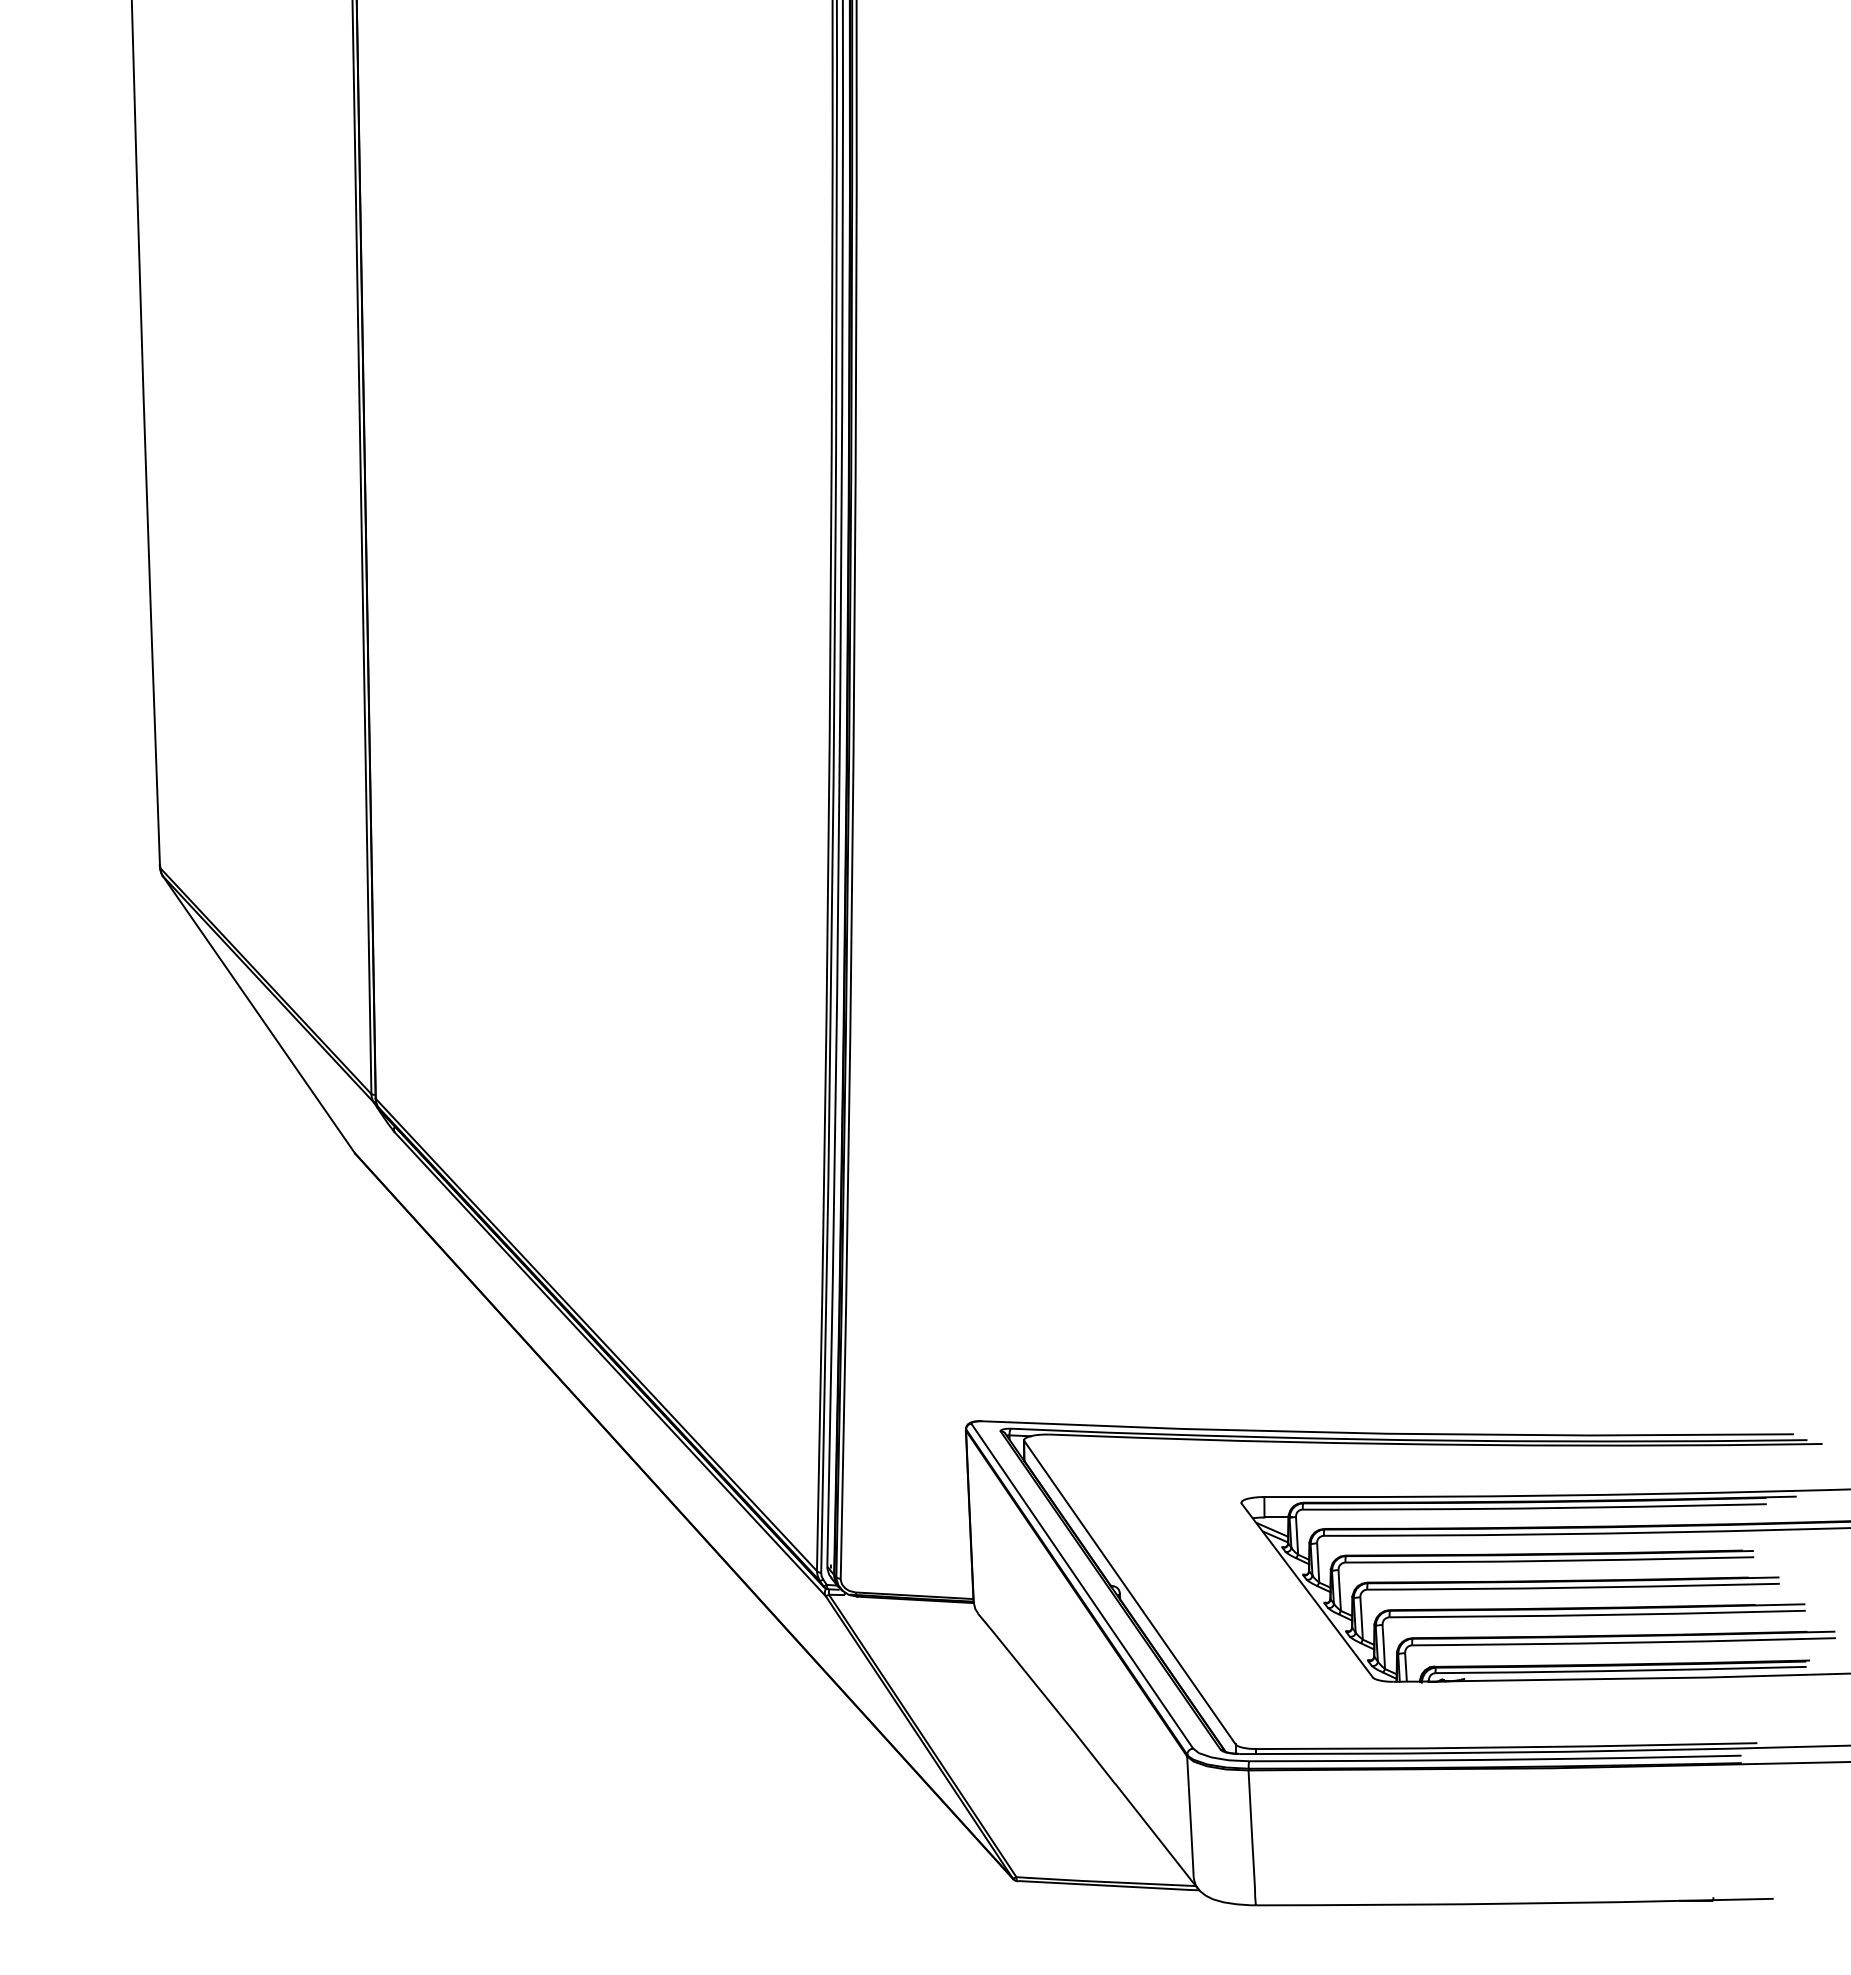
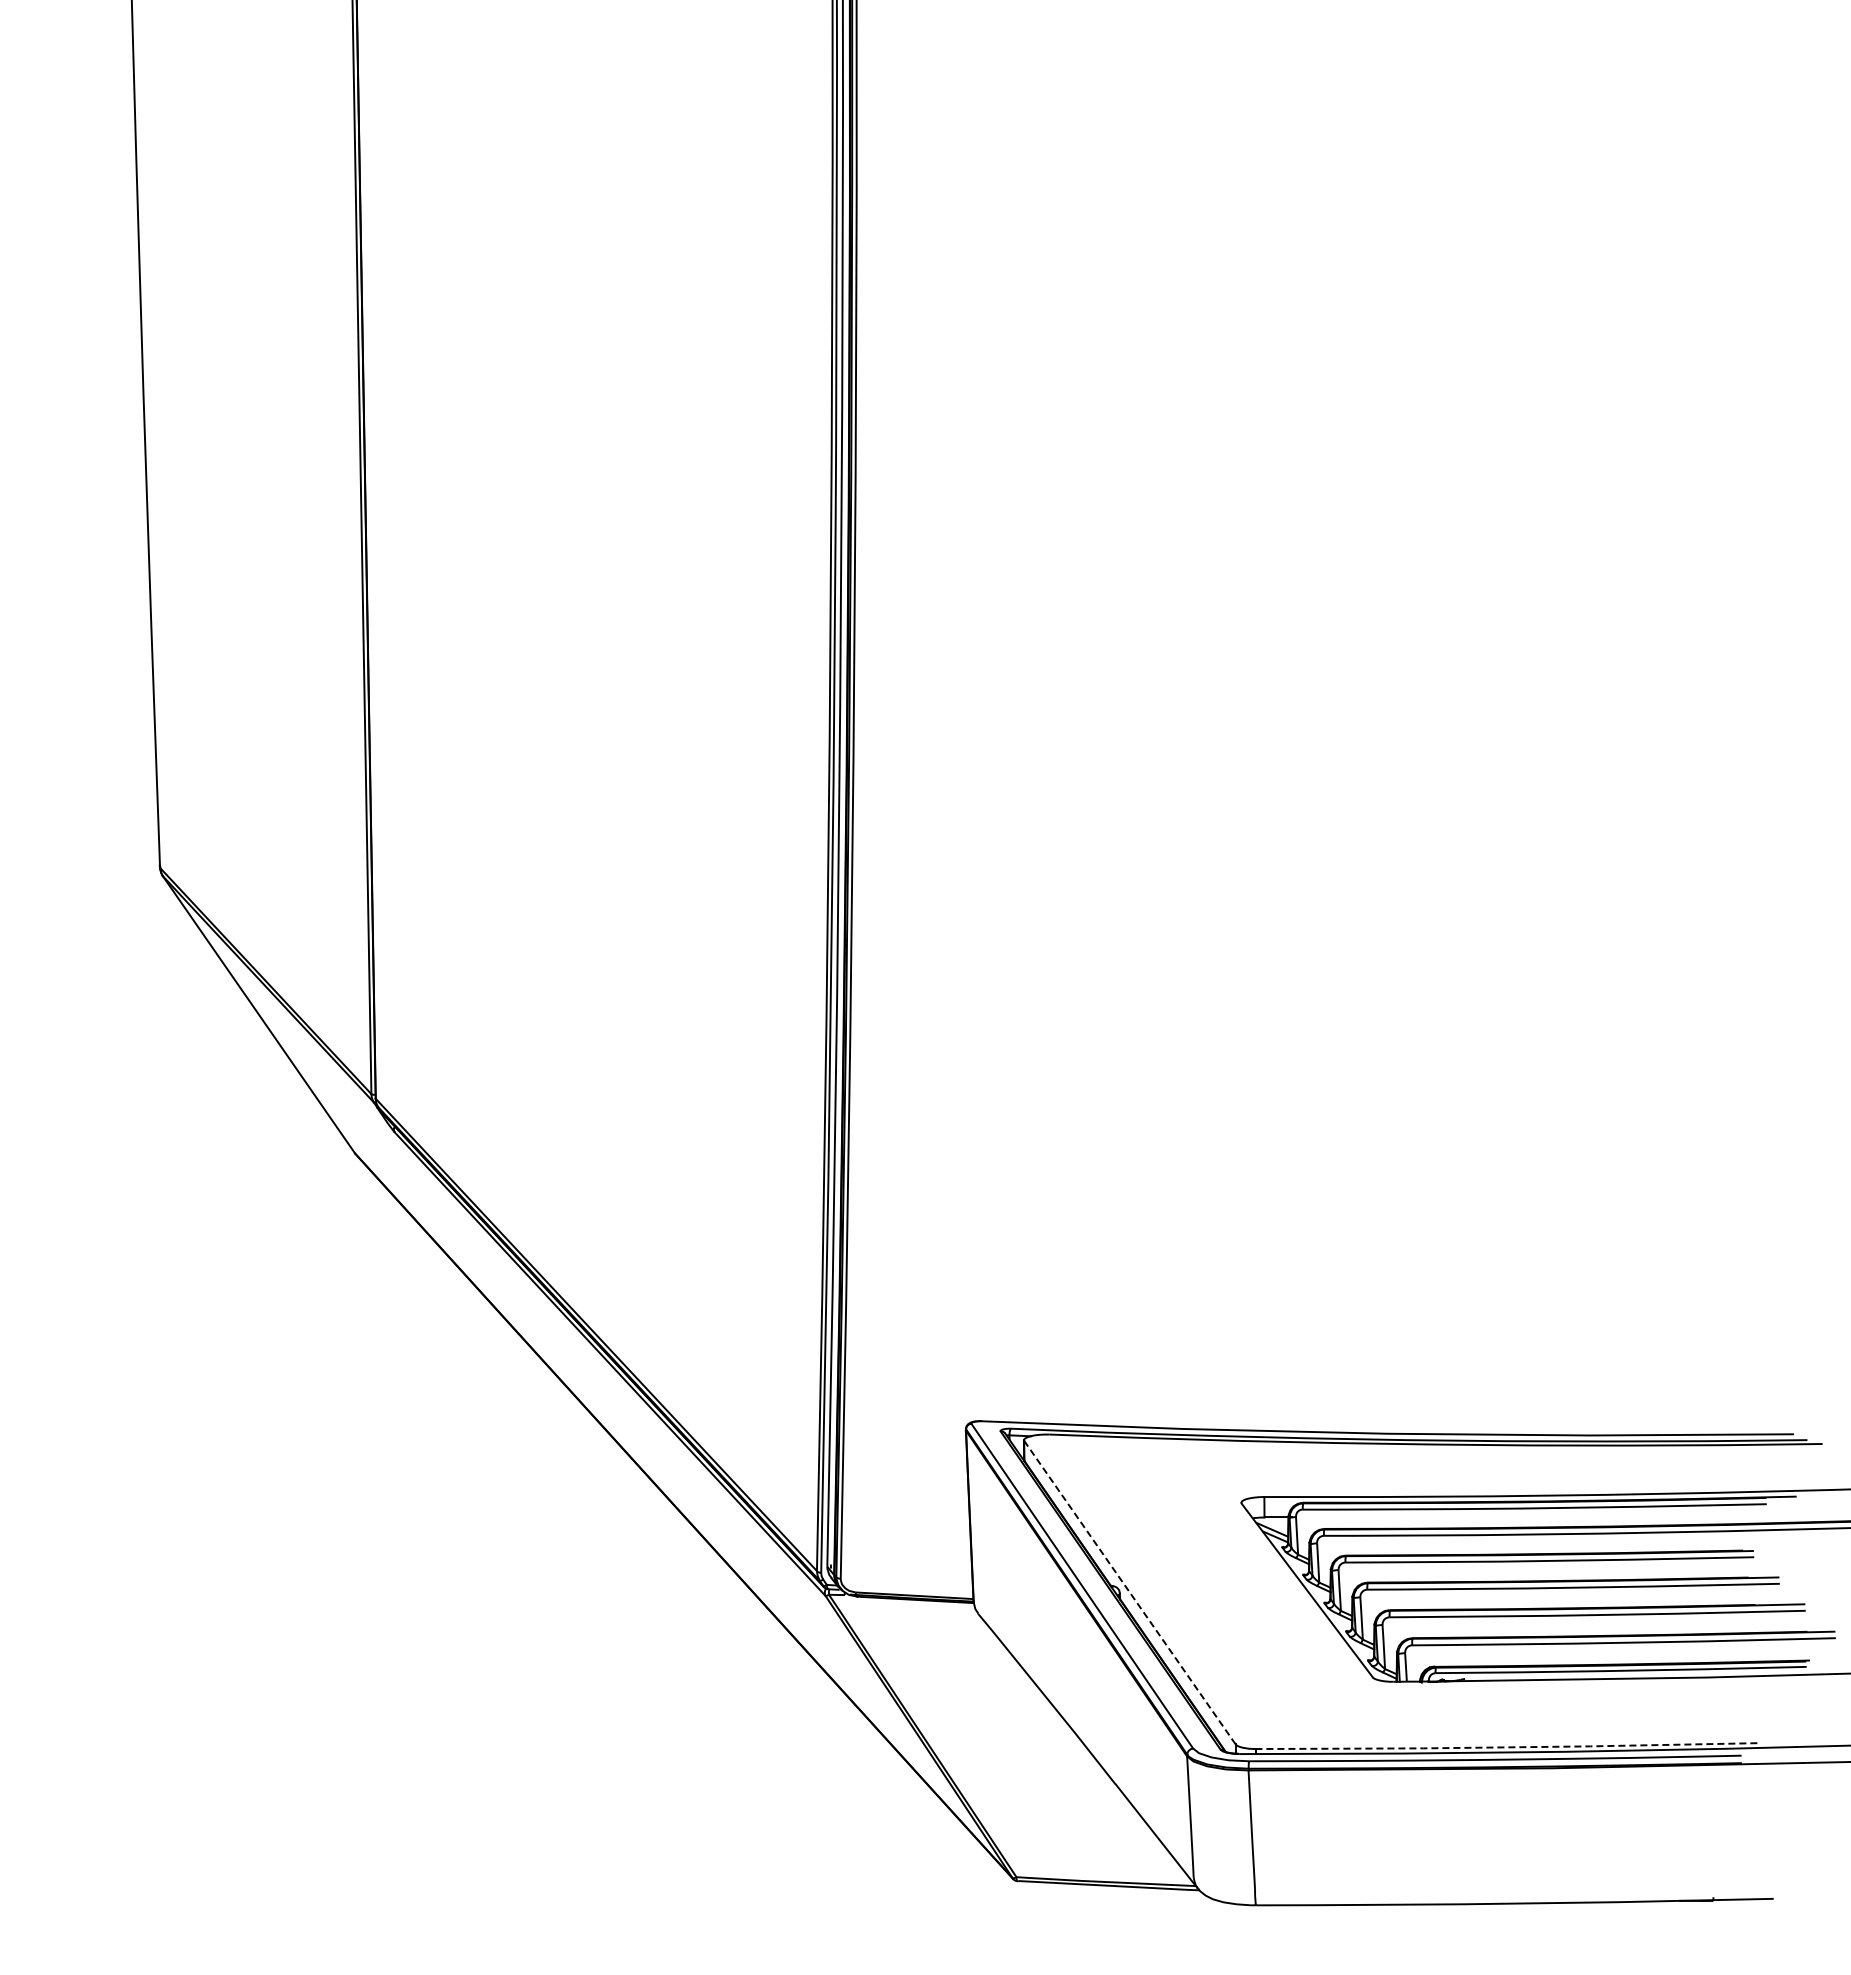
line: solid -> dashed (1129, 1592)
line: solid -> dashed (1505, 1747)
